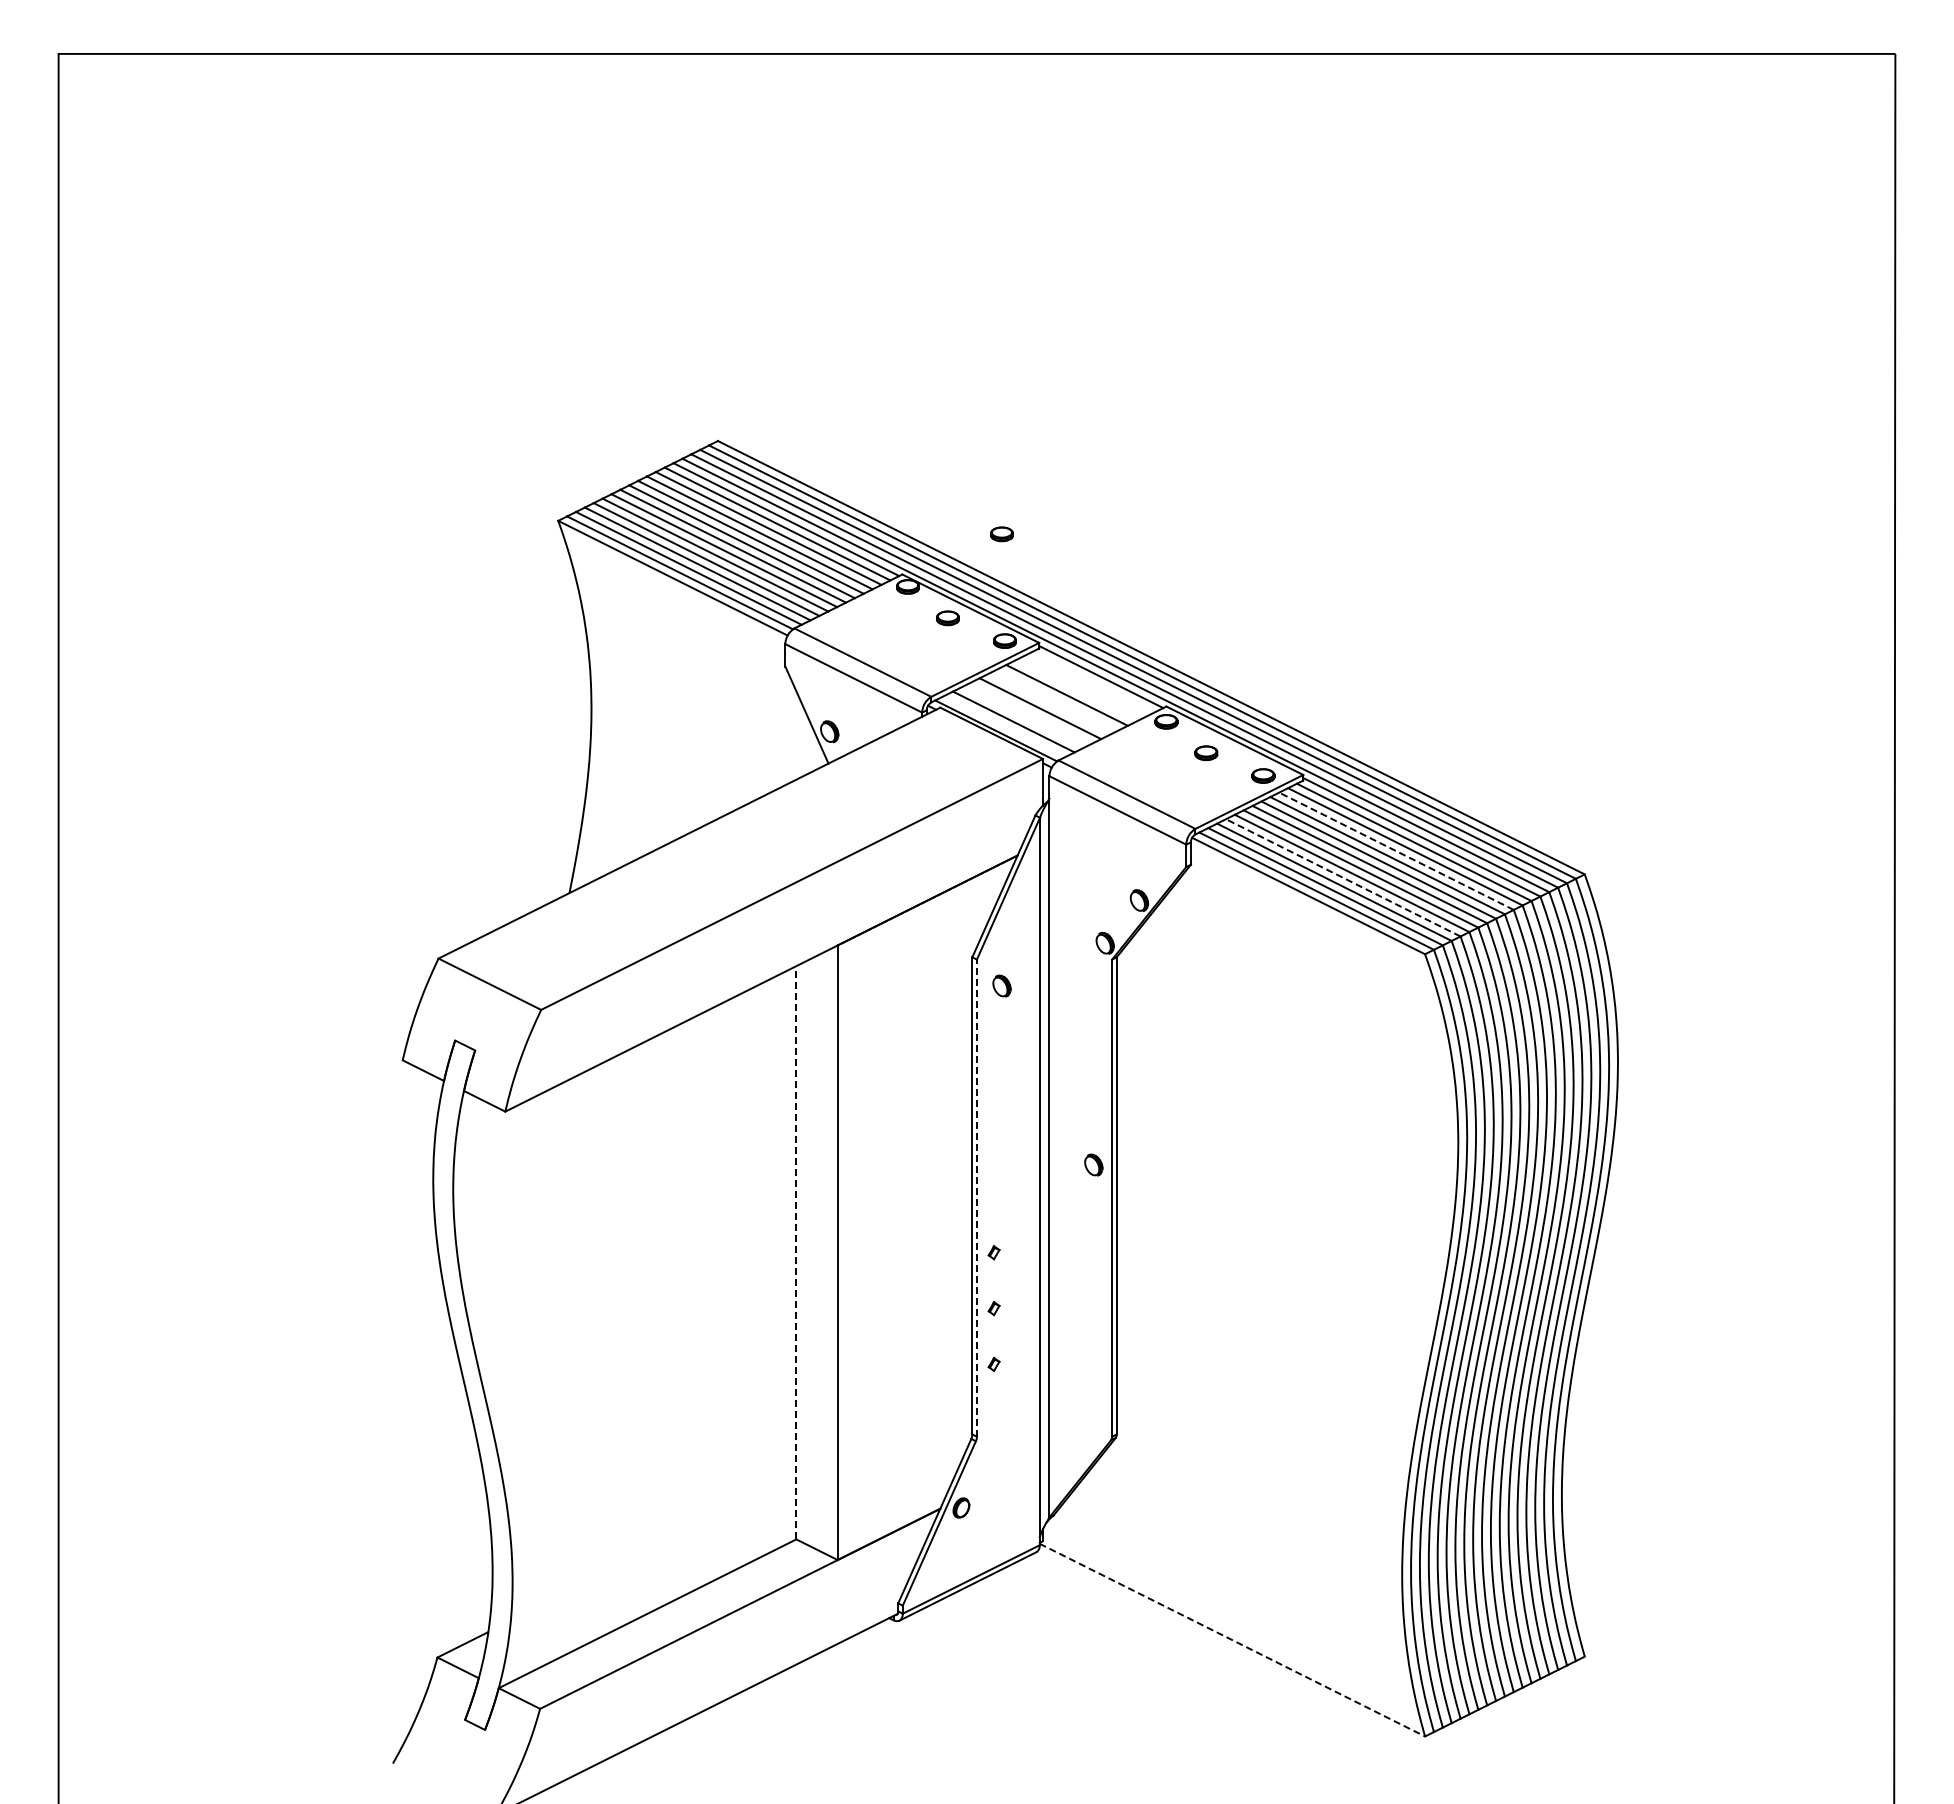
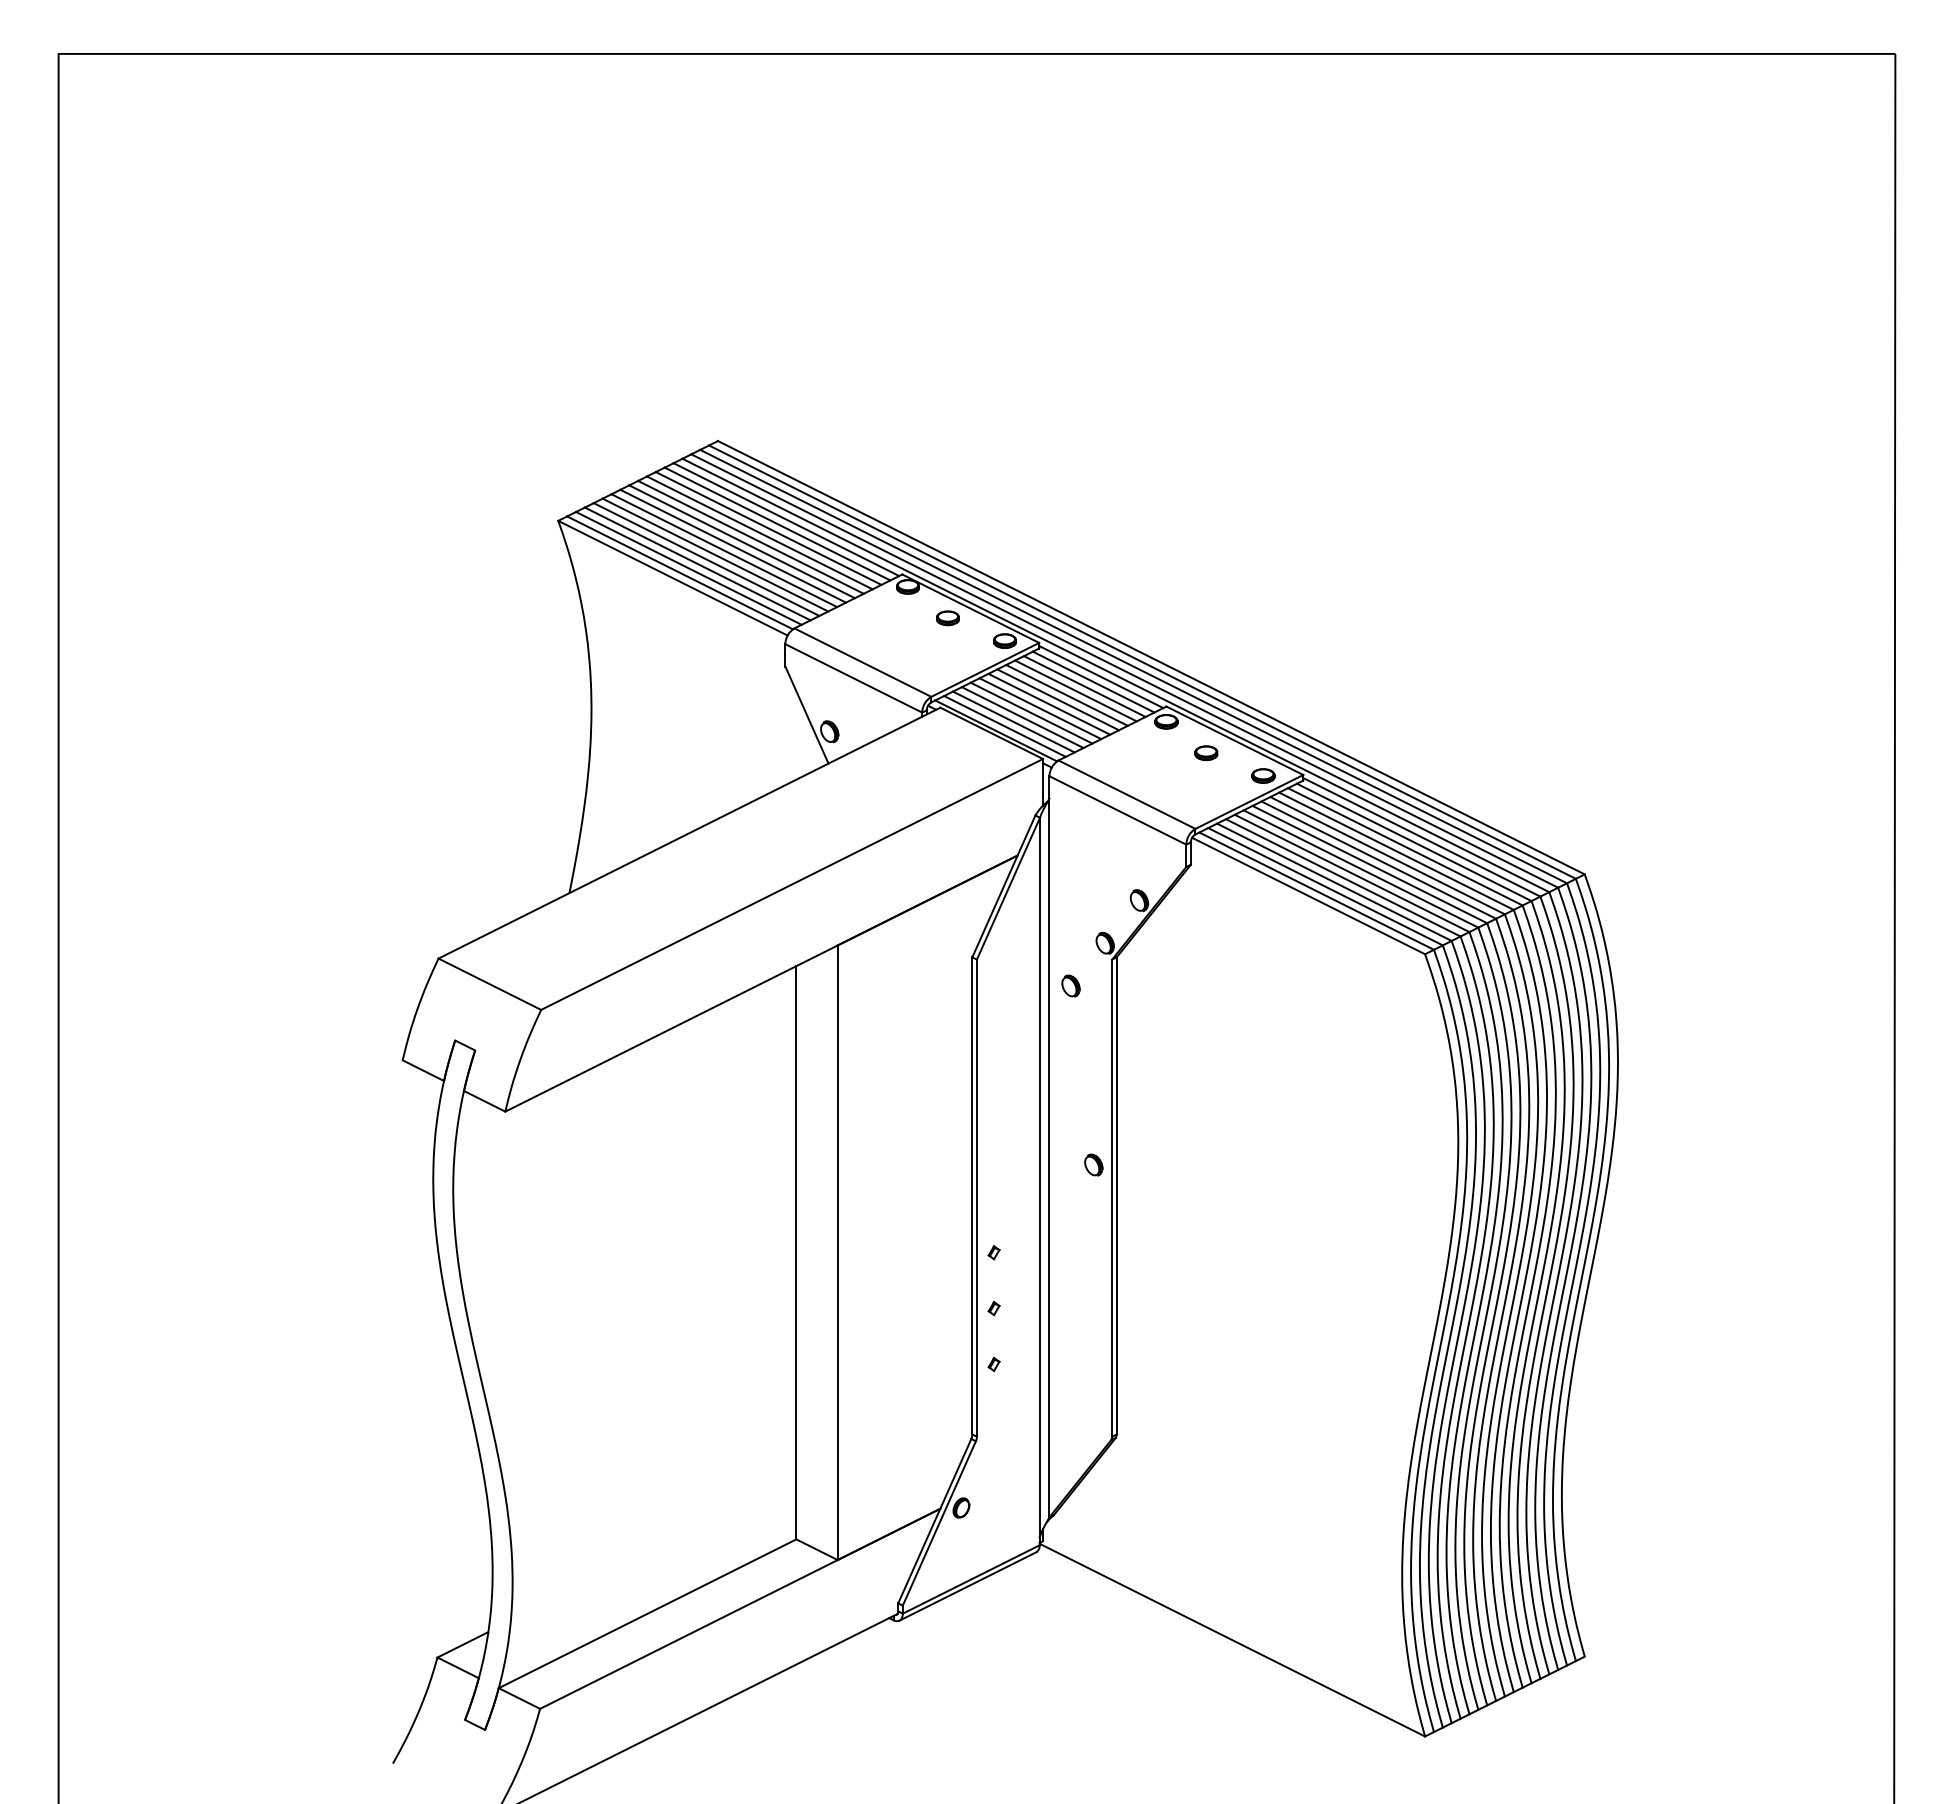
part: present -> none (1001, 534)
line: none -> present (1093, 681)
line: none -> present (1084, 686)
line: none -> present (1075, 690)
line: none -> present (1058, 699)
line: none -> present (1049, 703)
line: none -> present (1031, 712)
line: none -> present (1022, 717)
line: none -> present (1004, 726)
line: dashed -> solid (1396, 851)
line: dashed -> solid (1342, 877)
part position: (1001, 985) -> (1070, 985) (1070, 985)
line: dashed -> solid (976, 1198)
line: dashed -> solid (796, 1252)
line: dashed -> solid (1232, 1640)
